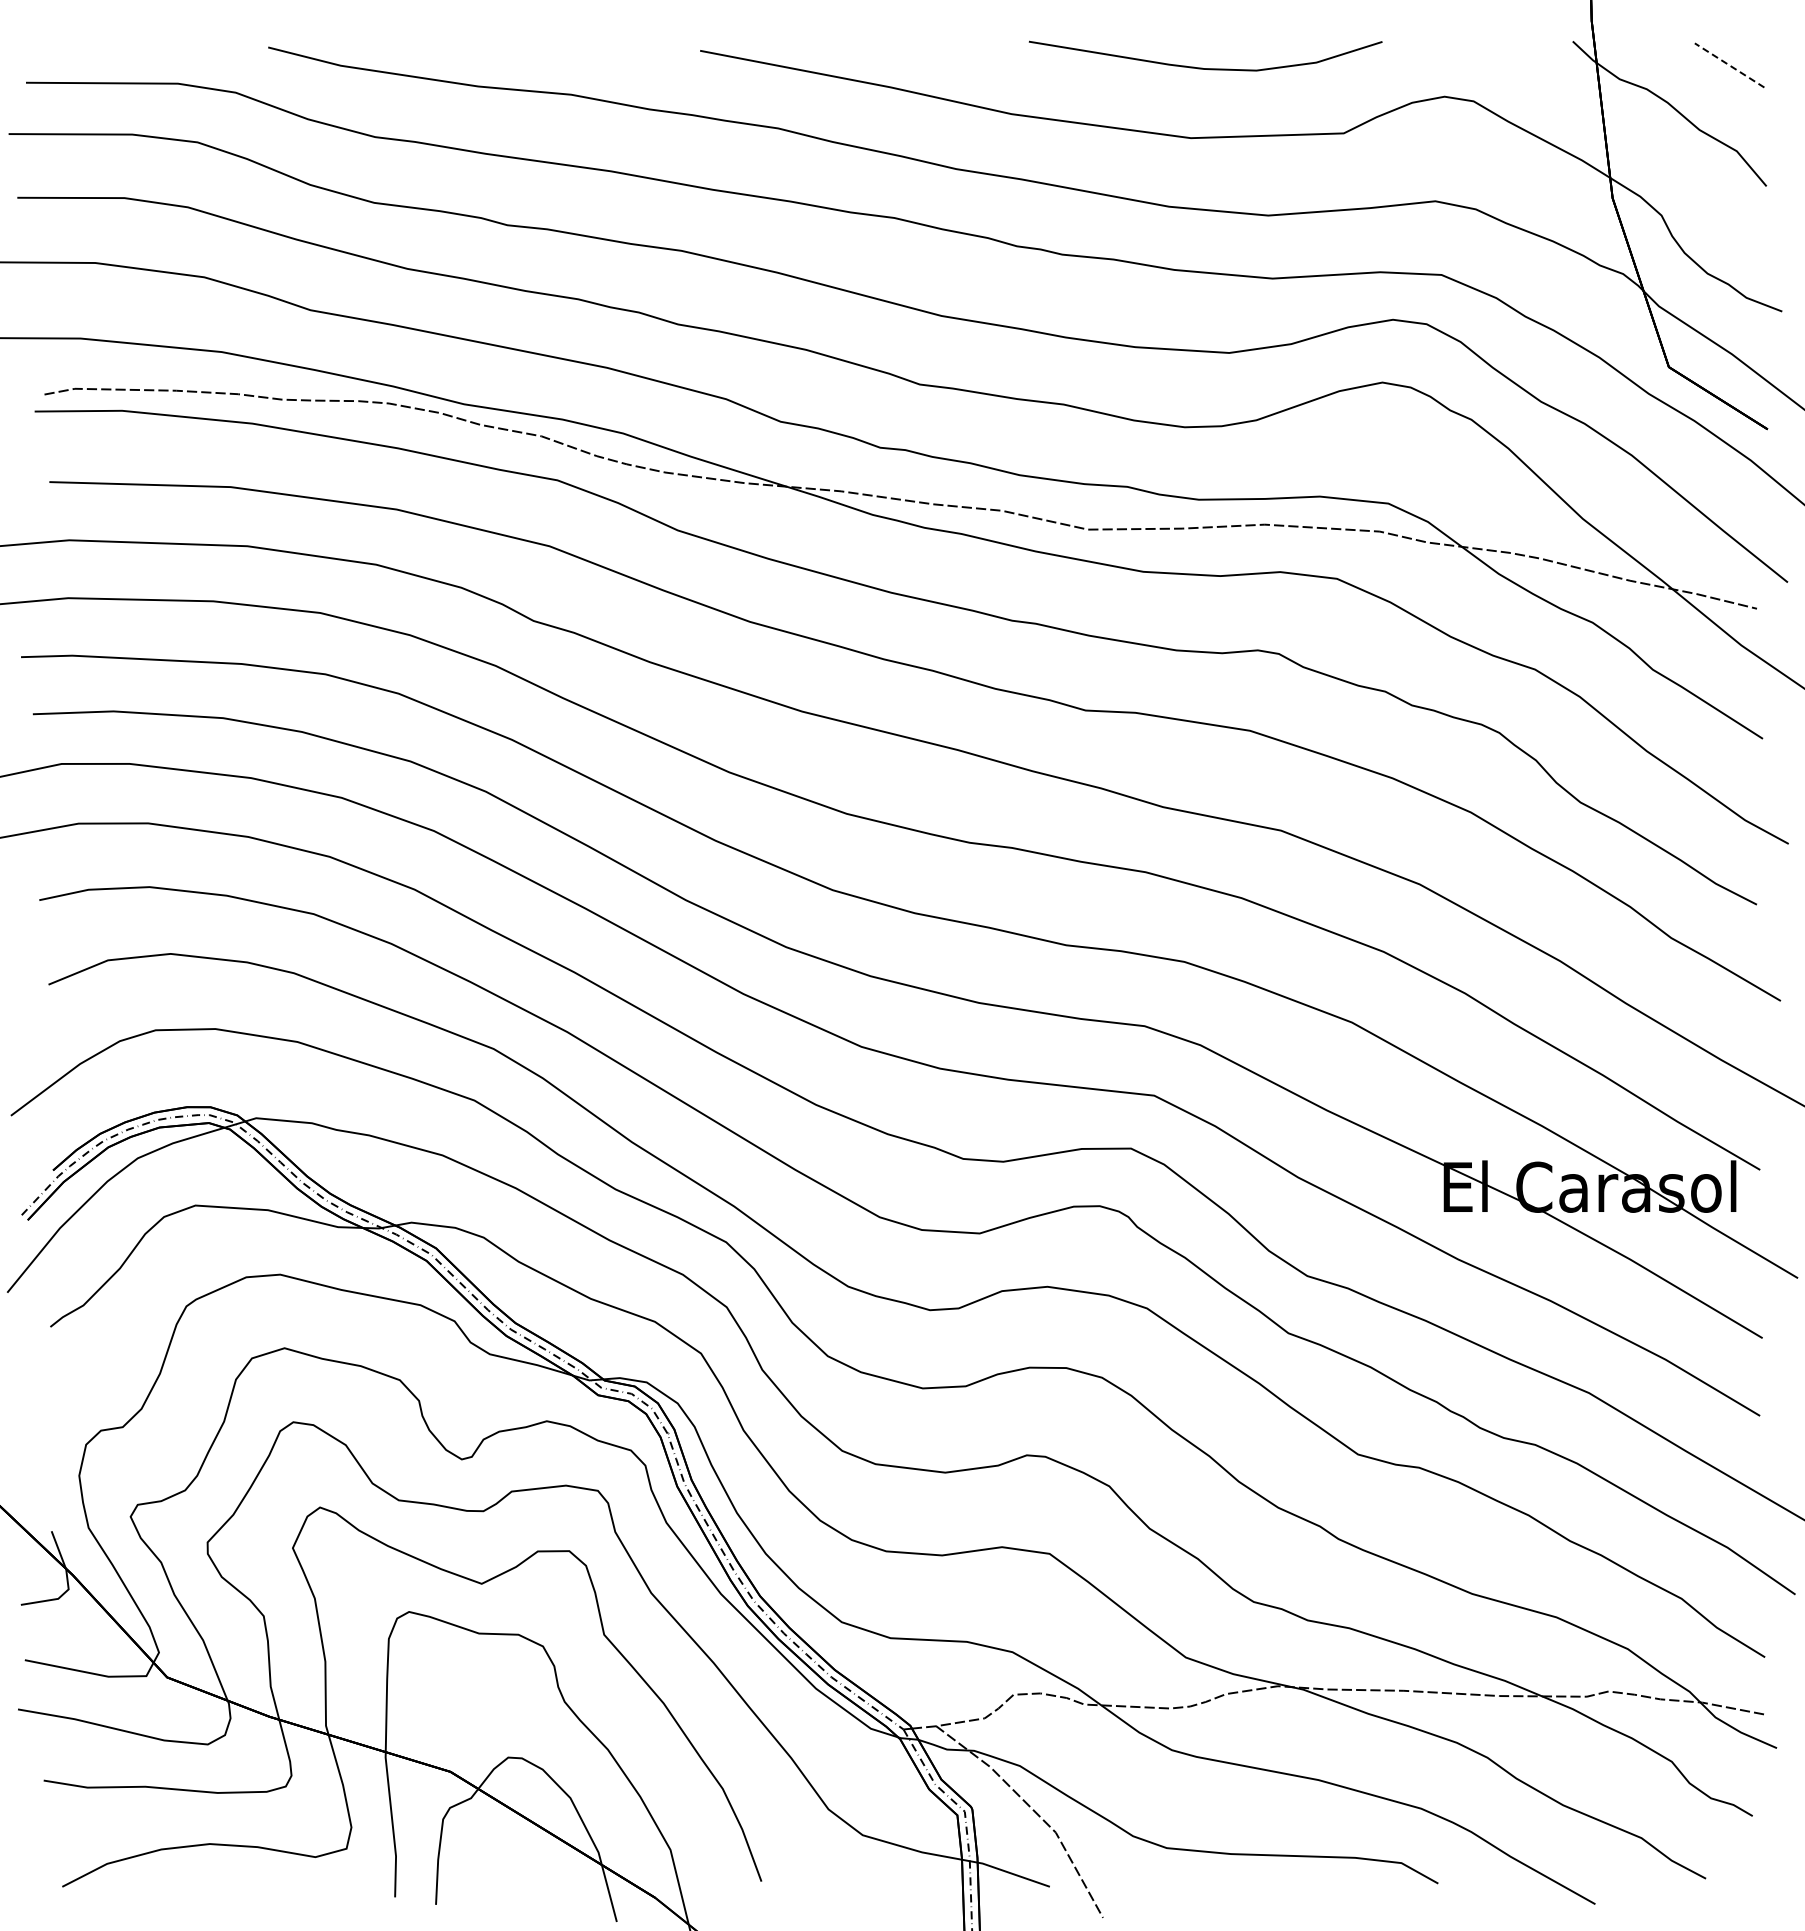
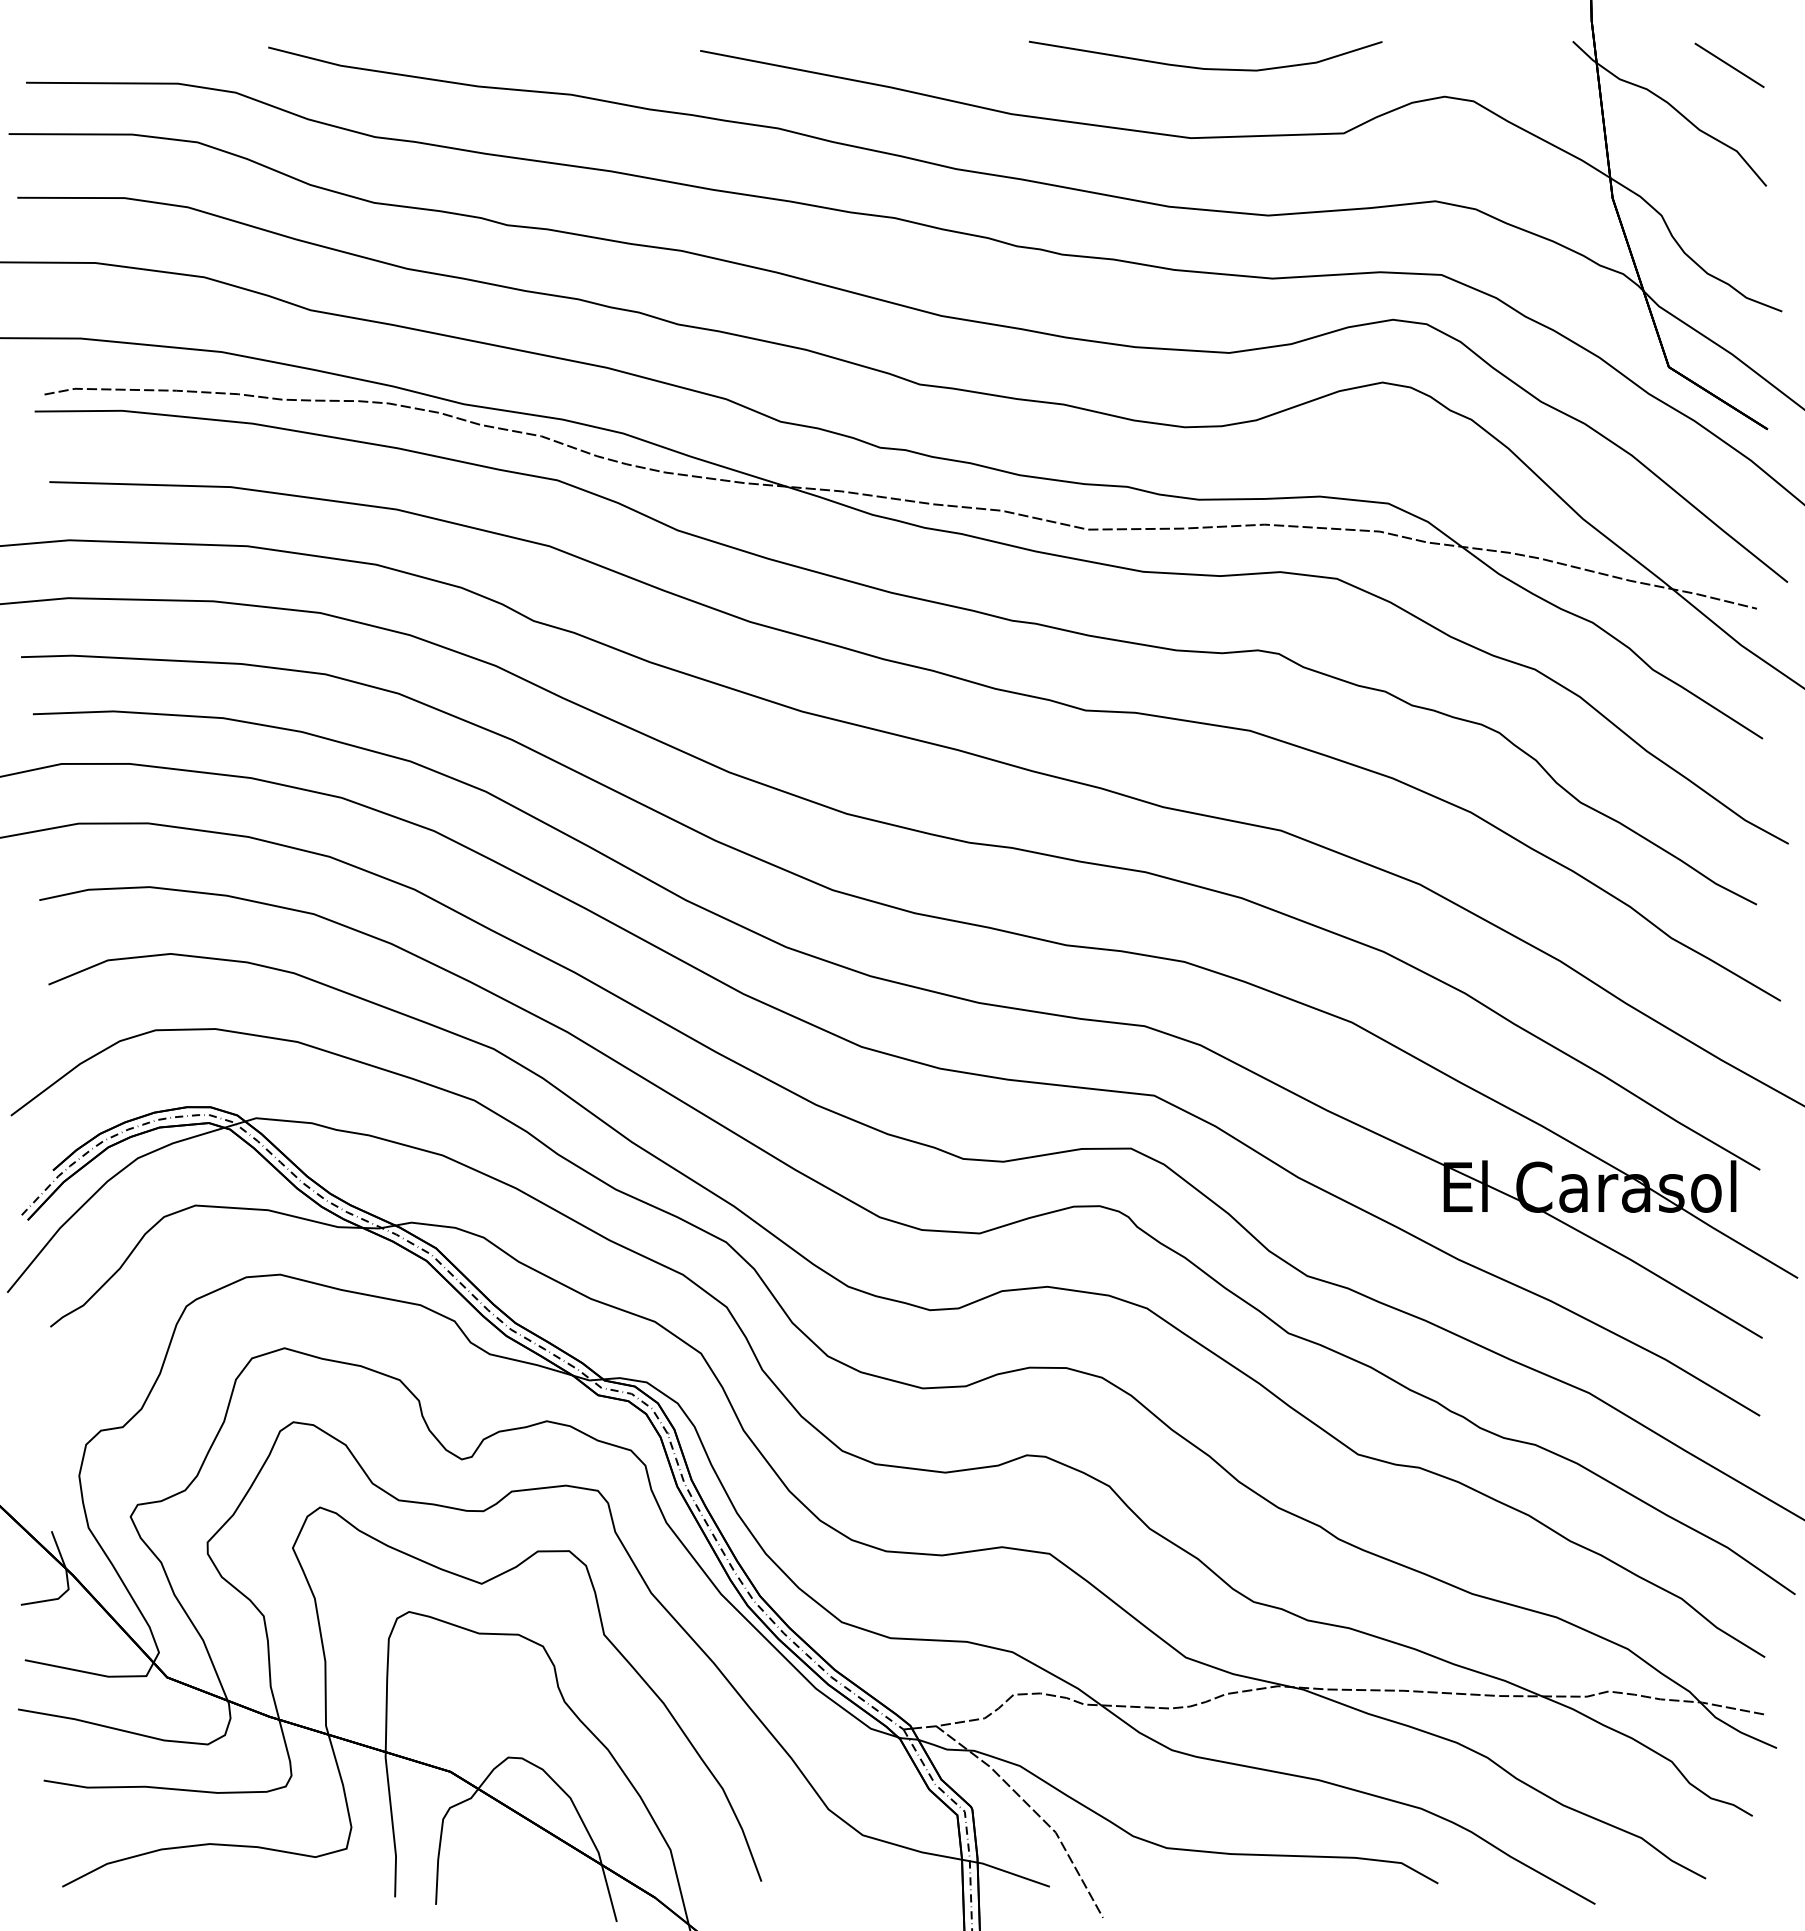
line: dashed -> solid (1729, 65)
